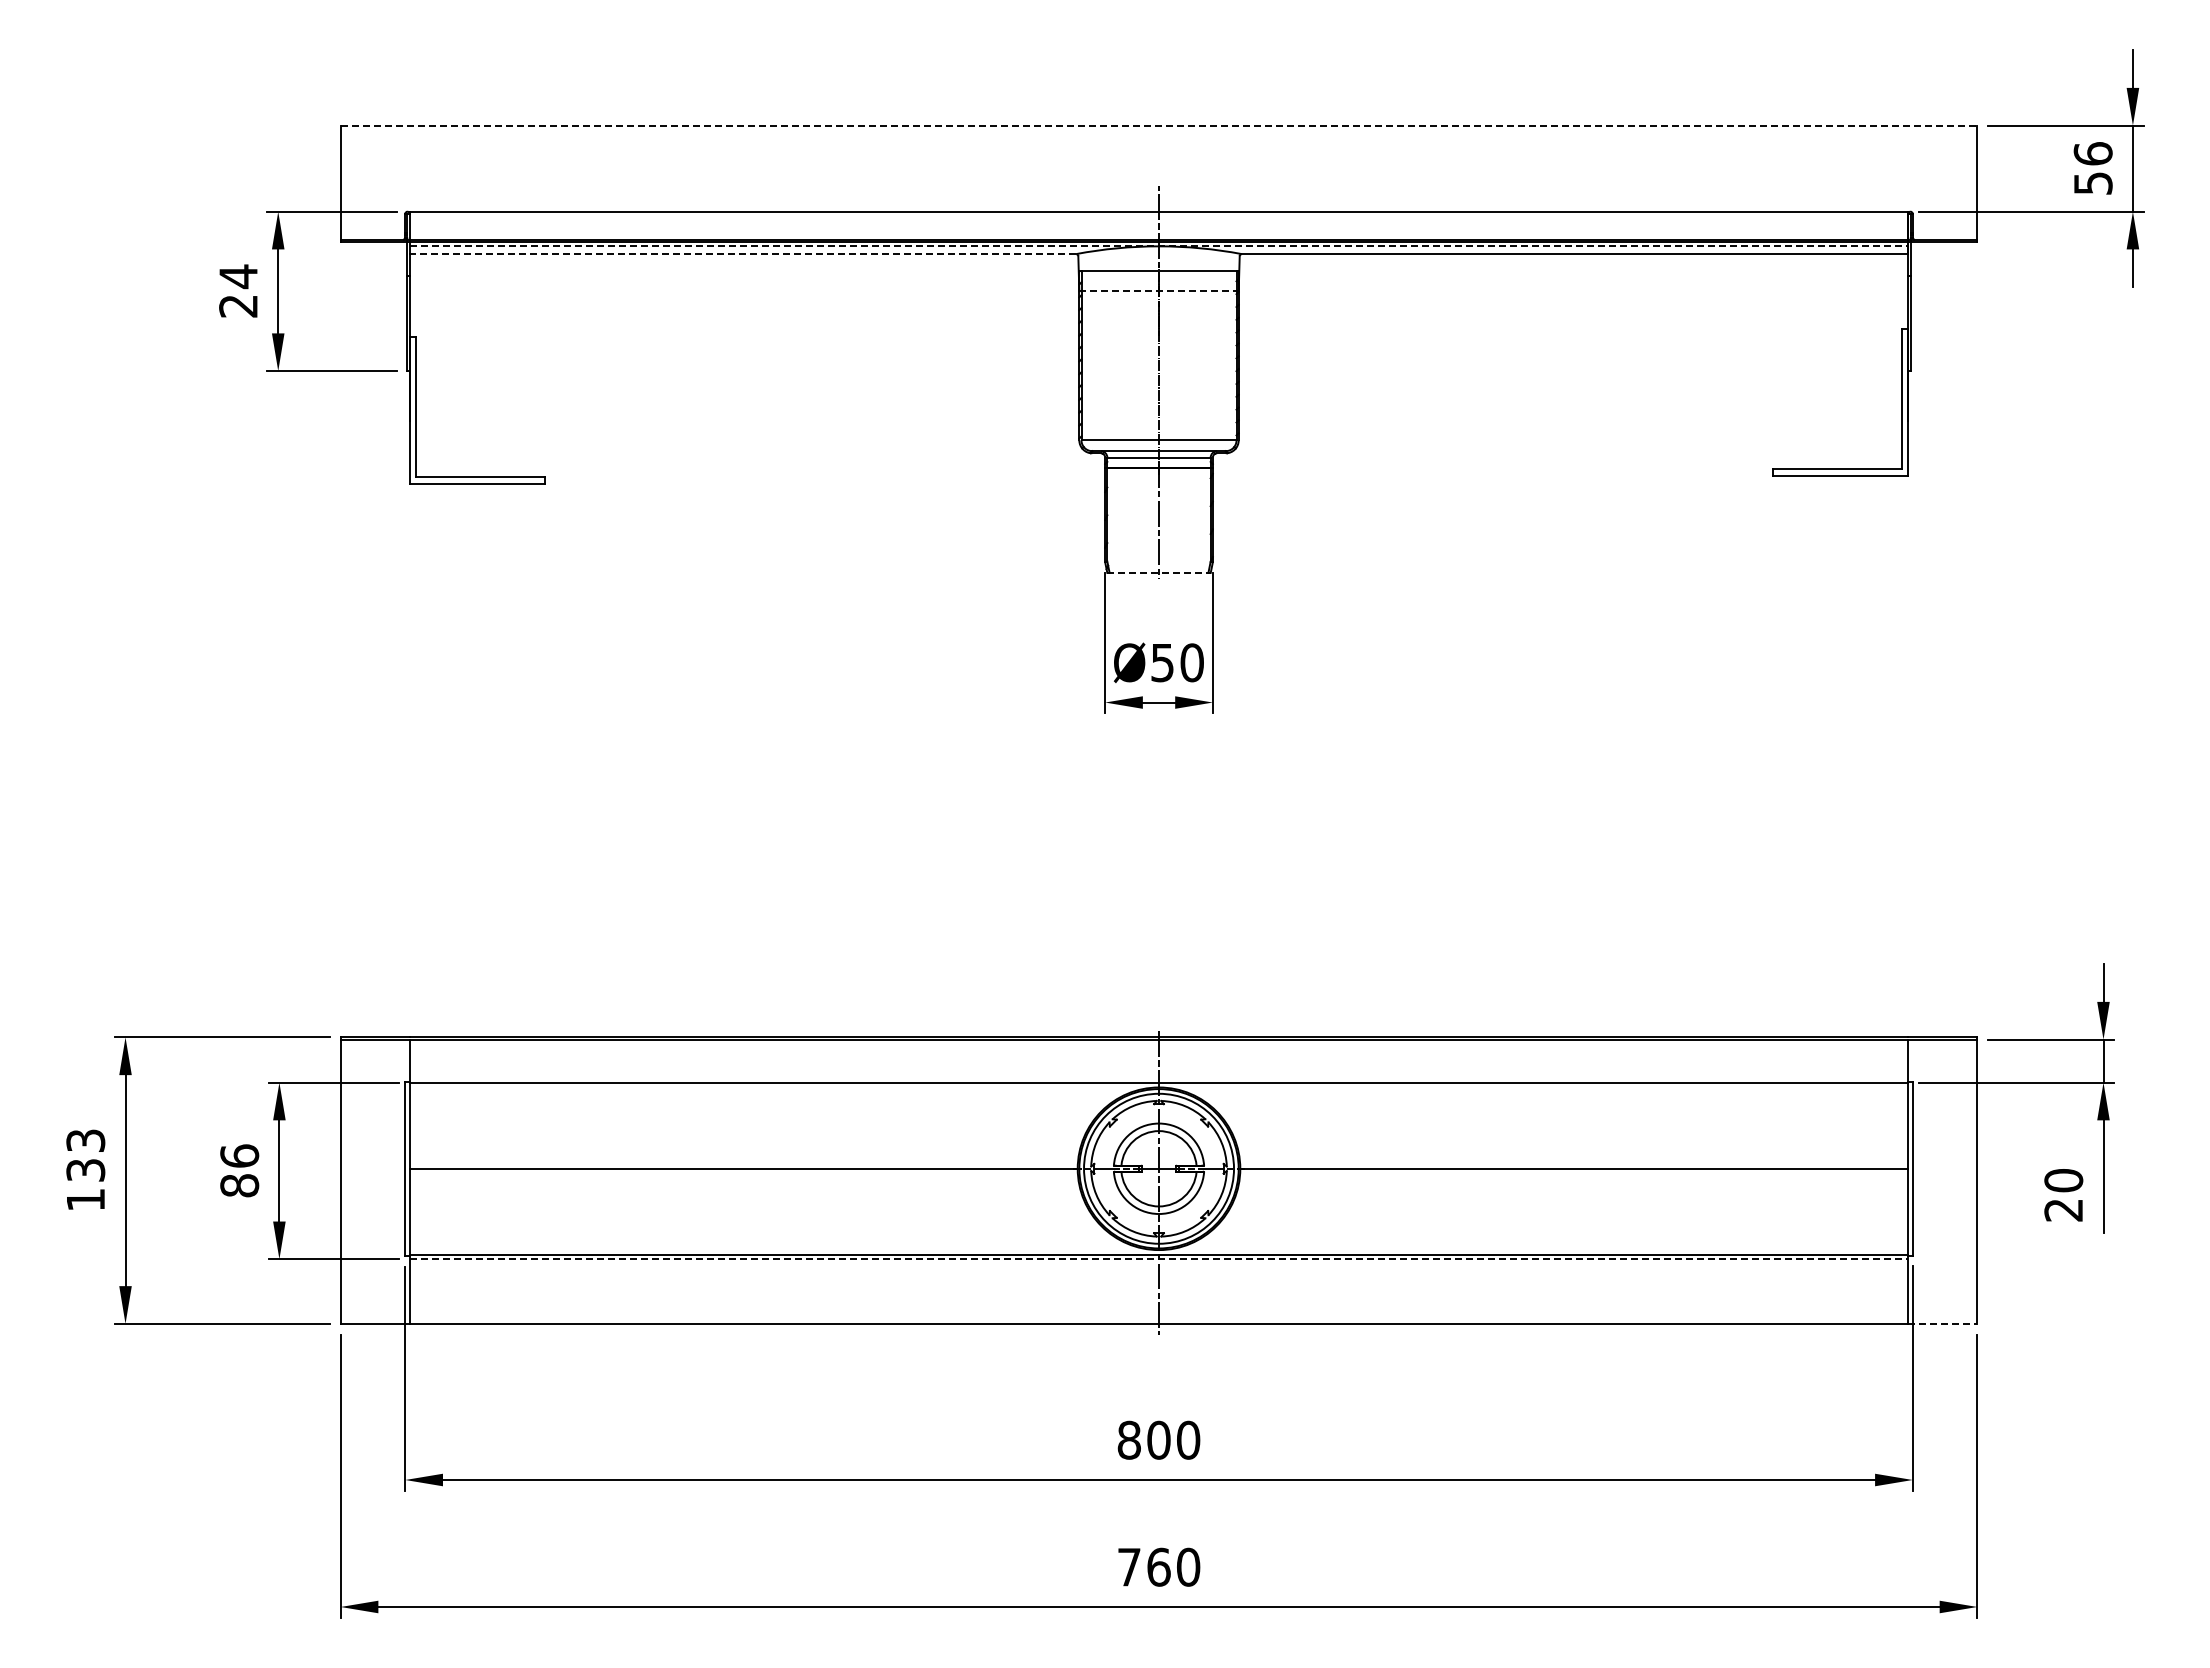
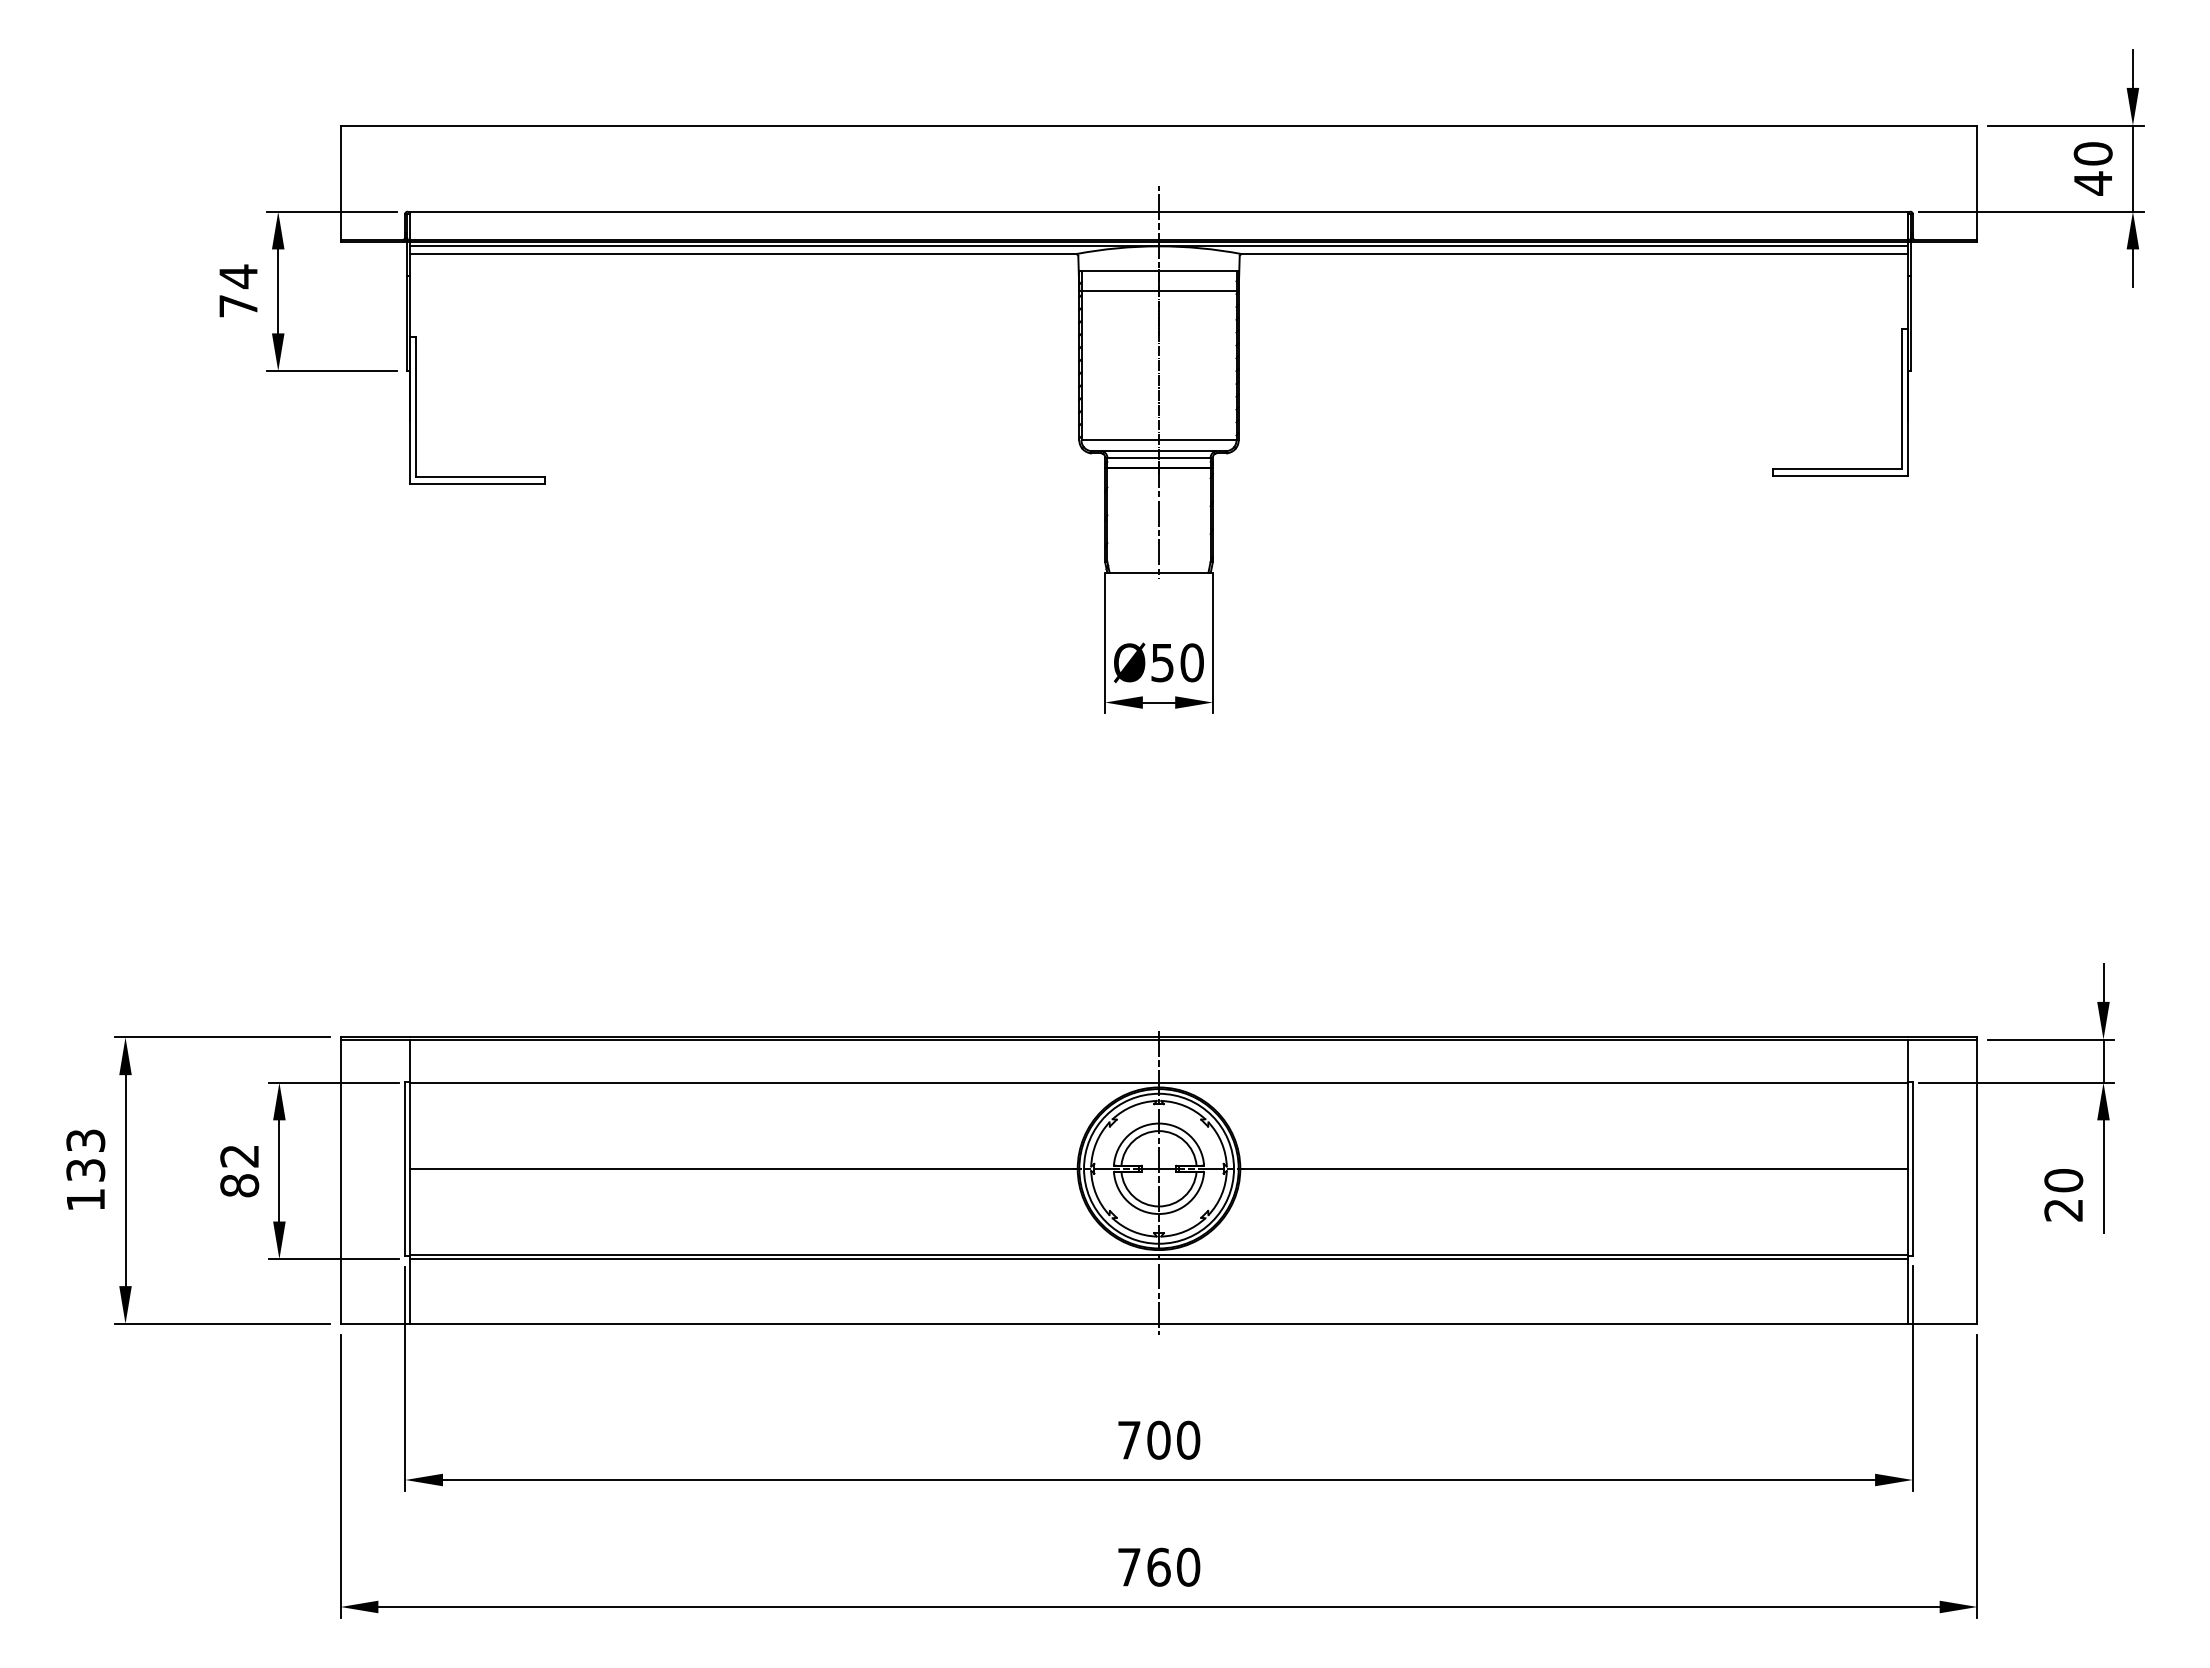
line: dashed -> solid (1159, 125)
text: 56 -> 40 (2092, 168)
line: dashed -> solid (1159, 246)
line: dashed -> solid (742, 254)
line: dashed -> solid (1159, 291)
text: 24 -> 74 (238, 306)
line: dashed -> solid (1159, 572)
text: 86 -> 82 (239, 1155)
line: dashed -> solid (1159, 1259)
line: dashed -> solid (1943, 1323)
text: 800 -> 700 (1128, 1439)
